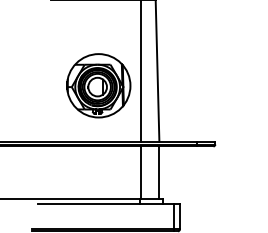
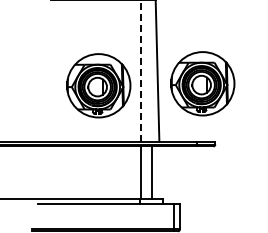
line: solid -> dashed (140, 71)
part: none -> present (202, 83)
line position: (159, 172) -> (152, 172) (152, 172)
